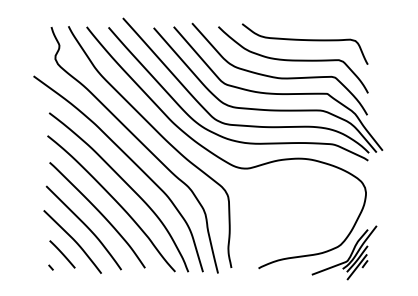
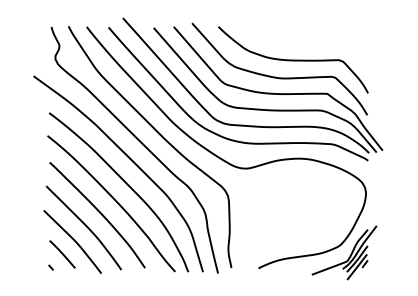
curve: present -> none (304, 40)
